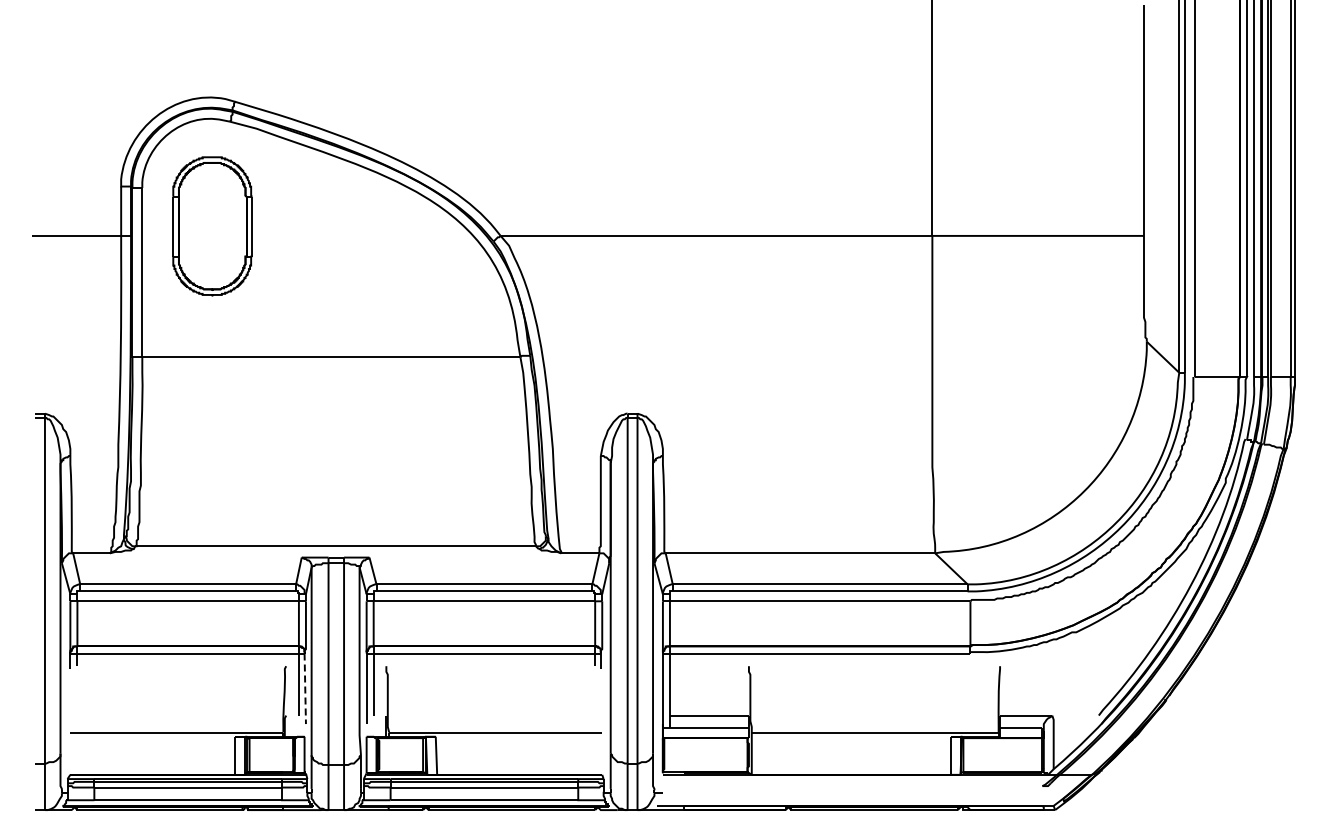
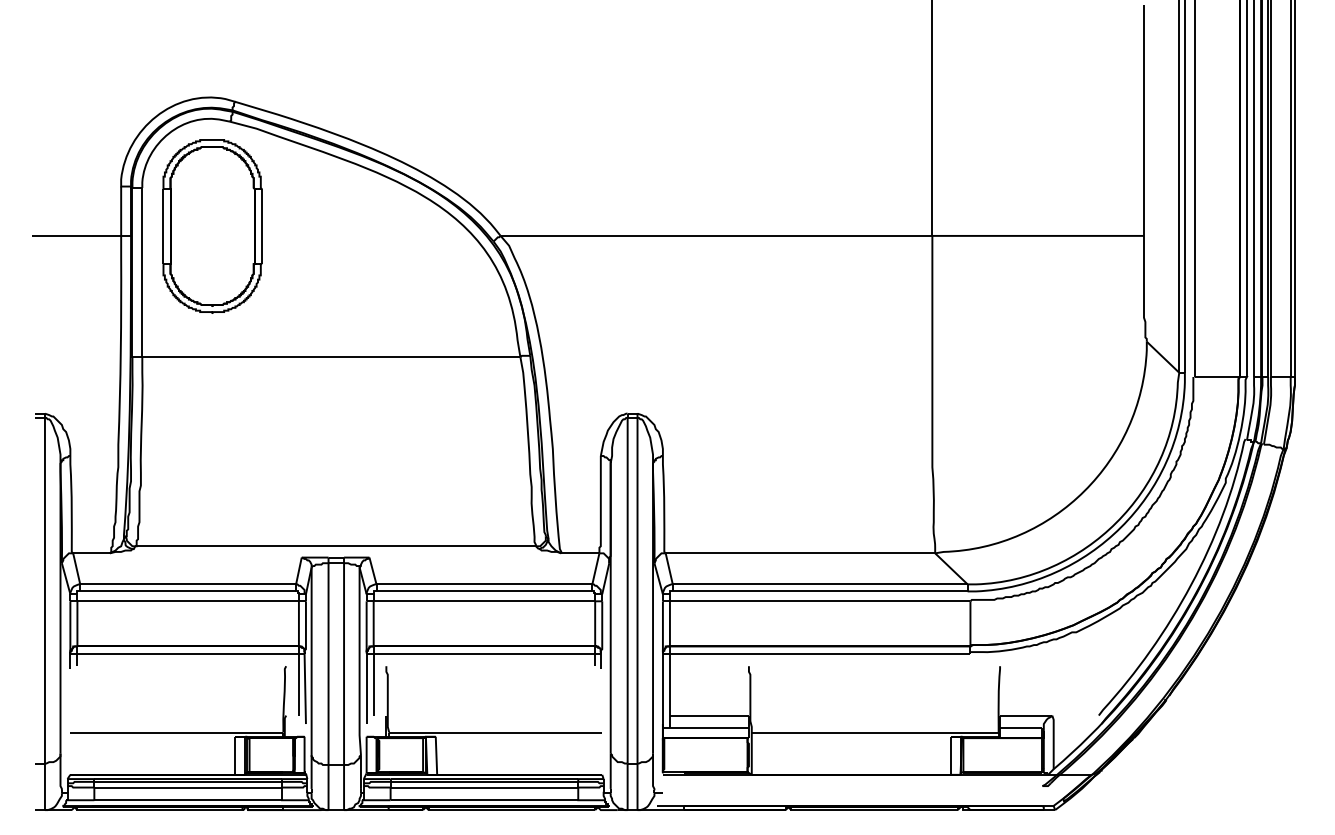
part size: 81x141 px -> 101x175 px (212, 226)
line: dashed -> solid (305, 689)
